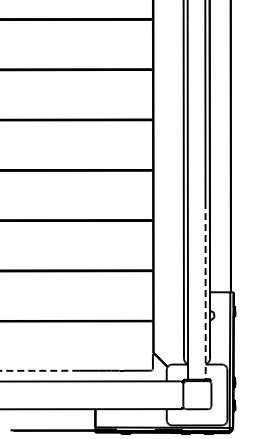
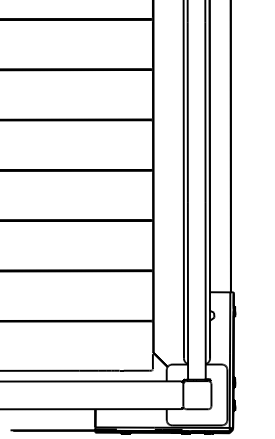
line: dashed -> solid (205, 290)
line: dashed -> solid (39, 370)
